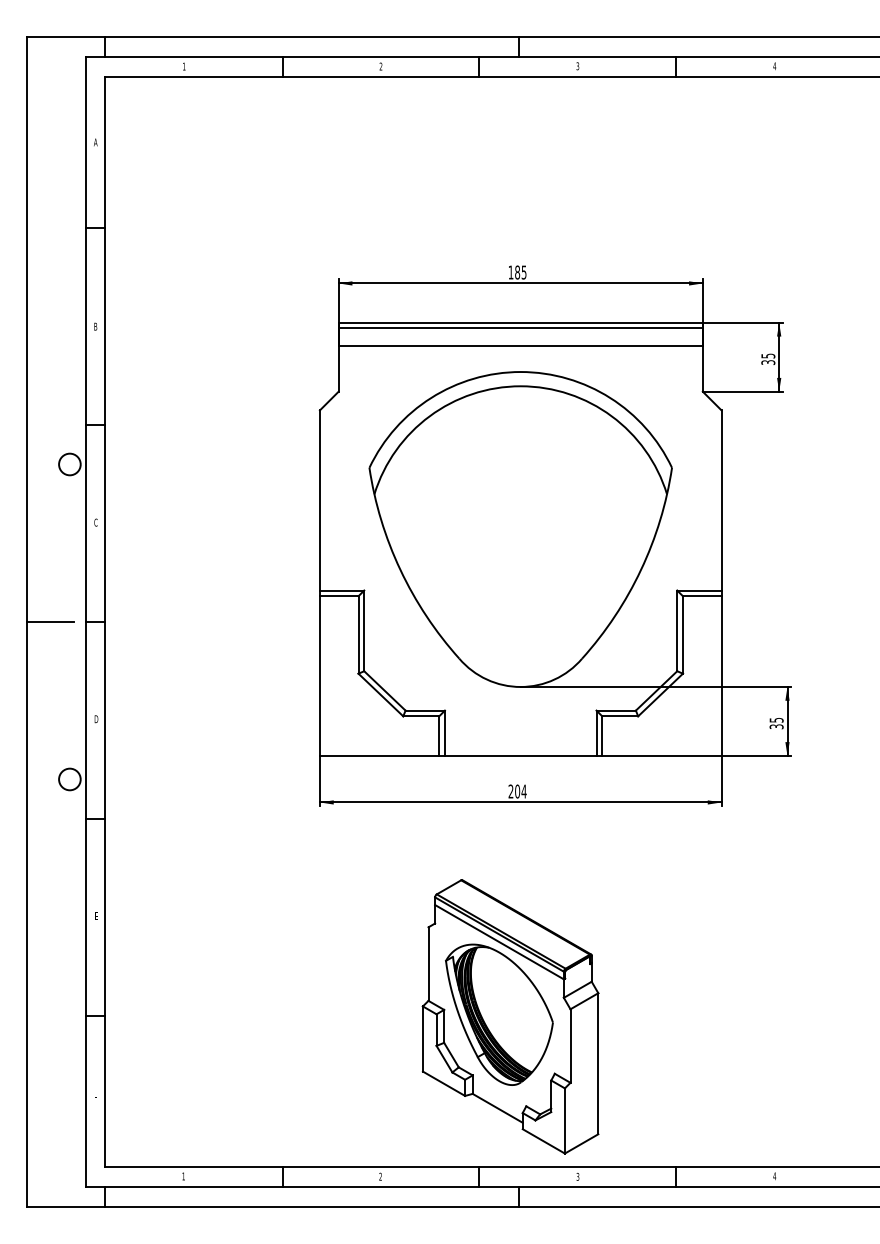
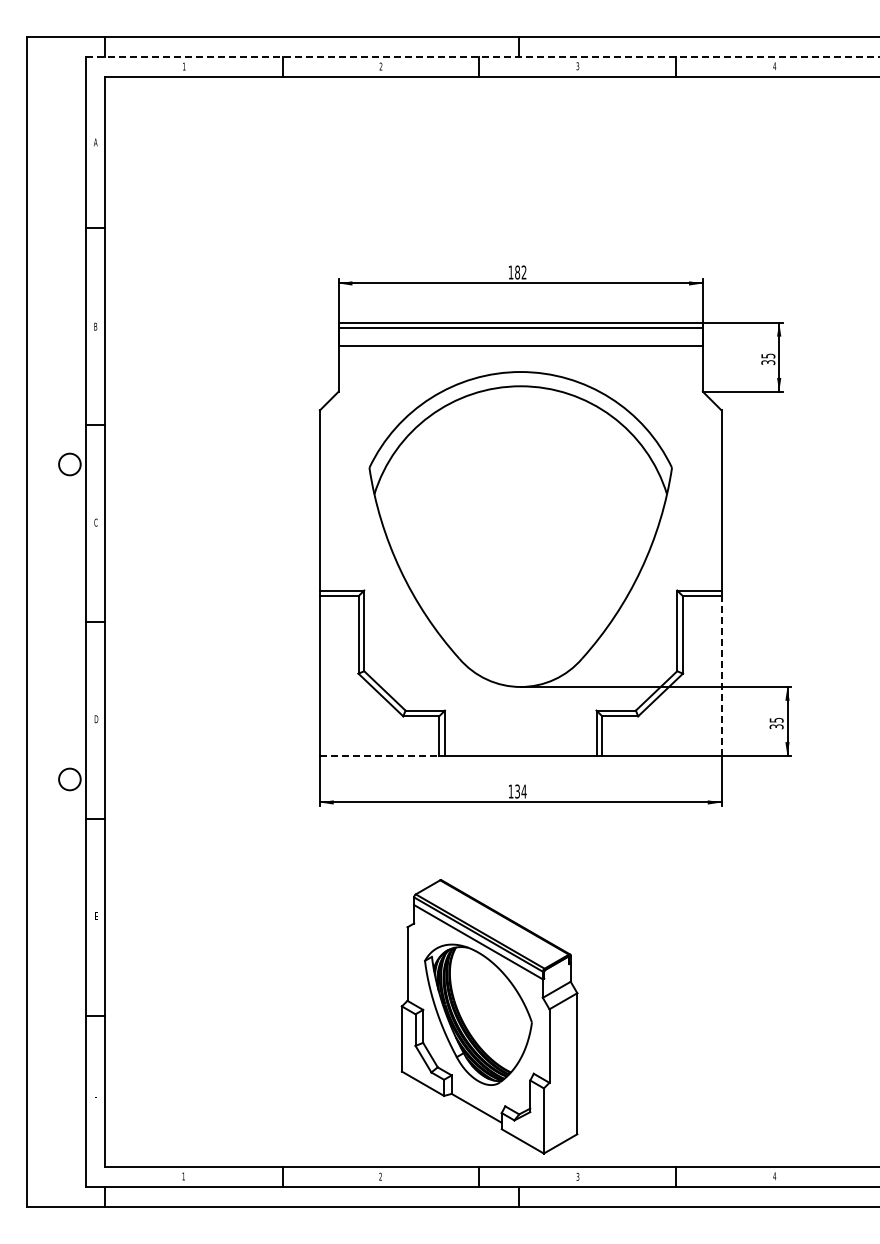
line: solid -> dashed (482, 57)
text: 185 -> 182 (523, 272)
line: present -> none (49, 622)
line: solid -> dashed (721, 676)
line: solid -> dashed (379, 755)
text: 204 -> 134 (514, 791)
part position: (510, 1016) -> (489, 1016) (489, 1016)
